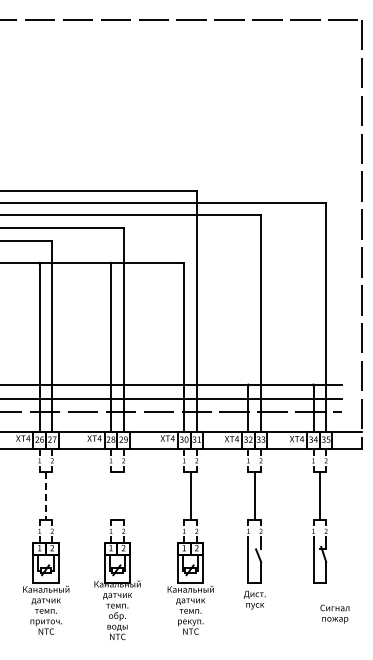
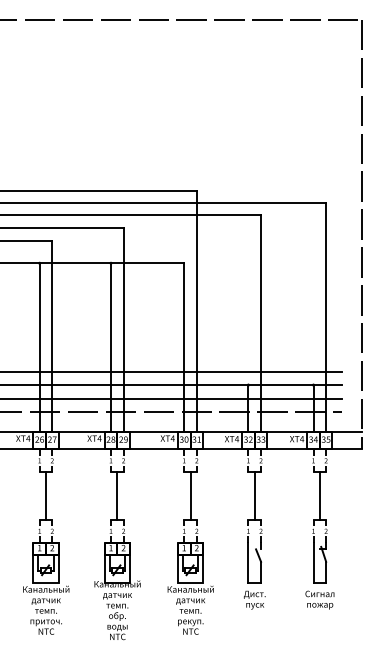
line: none -> present (172, 371)
line: none -> present (117, 495)
line: dashed -> solid (46, 496)
text position: (334, 613) -> (319, 599) (319, 599)
